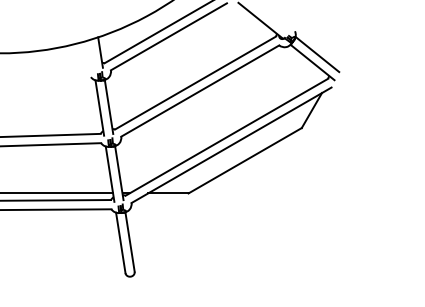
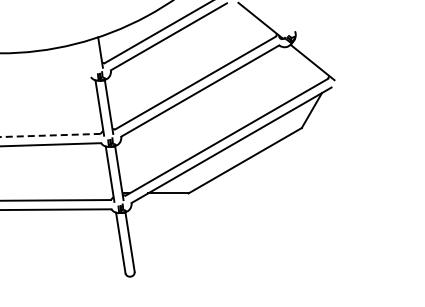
line: present -> none (317, 54)
line: solid -> dashed (50, 135)
line: present -> none (57, 193)
